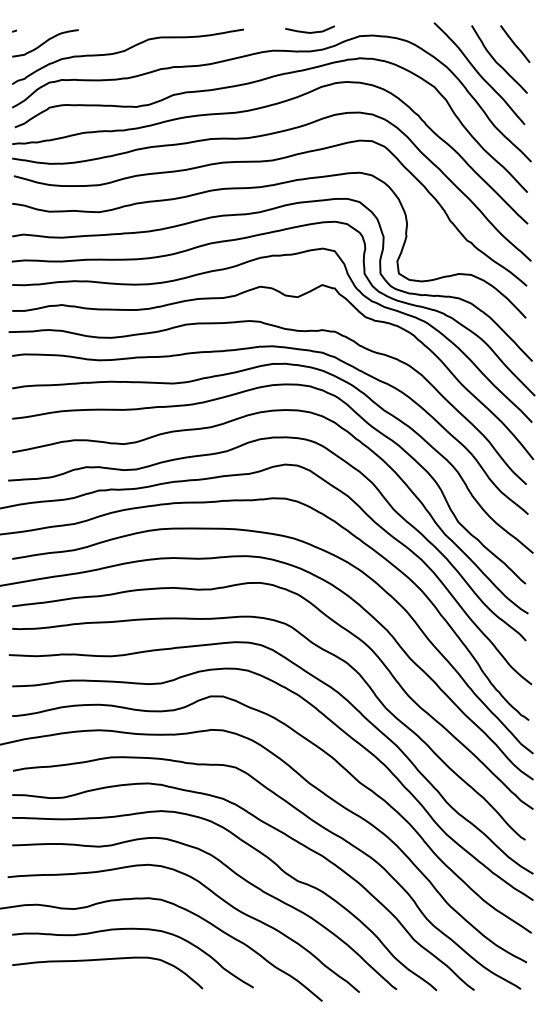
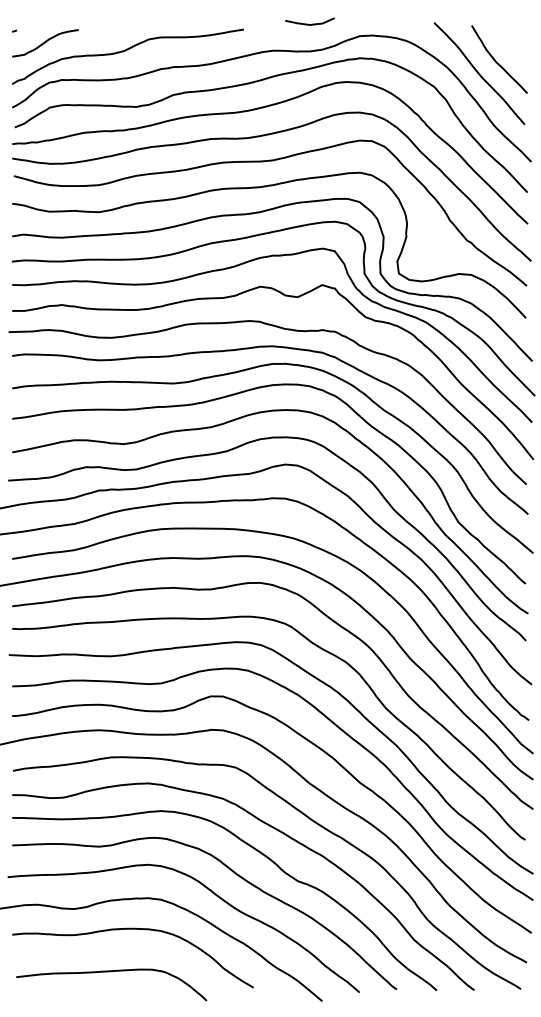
curve position: (308, 31) -> (308, 23) (308, 23)
line: present -> none (515, 43)
curve position: (107, 960) -> (111, 972) (111, 972)
